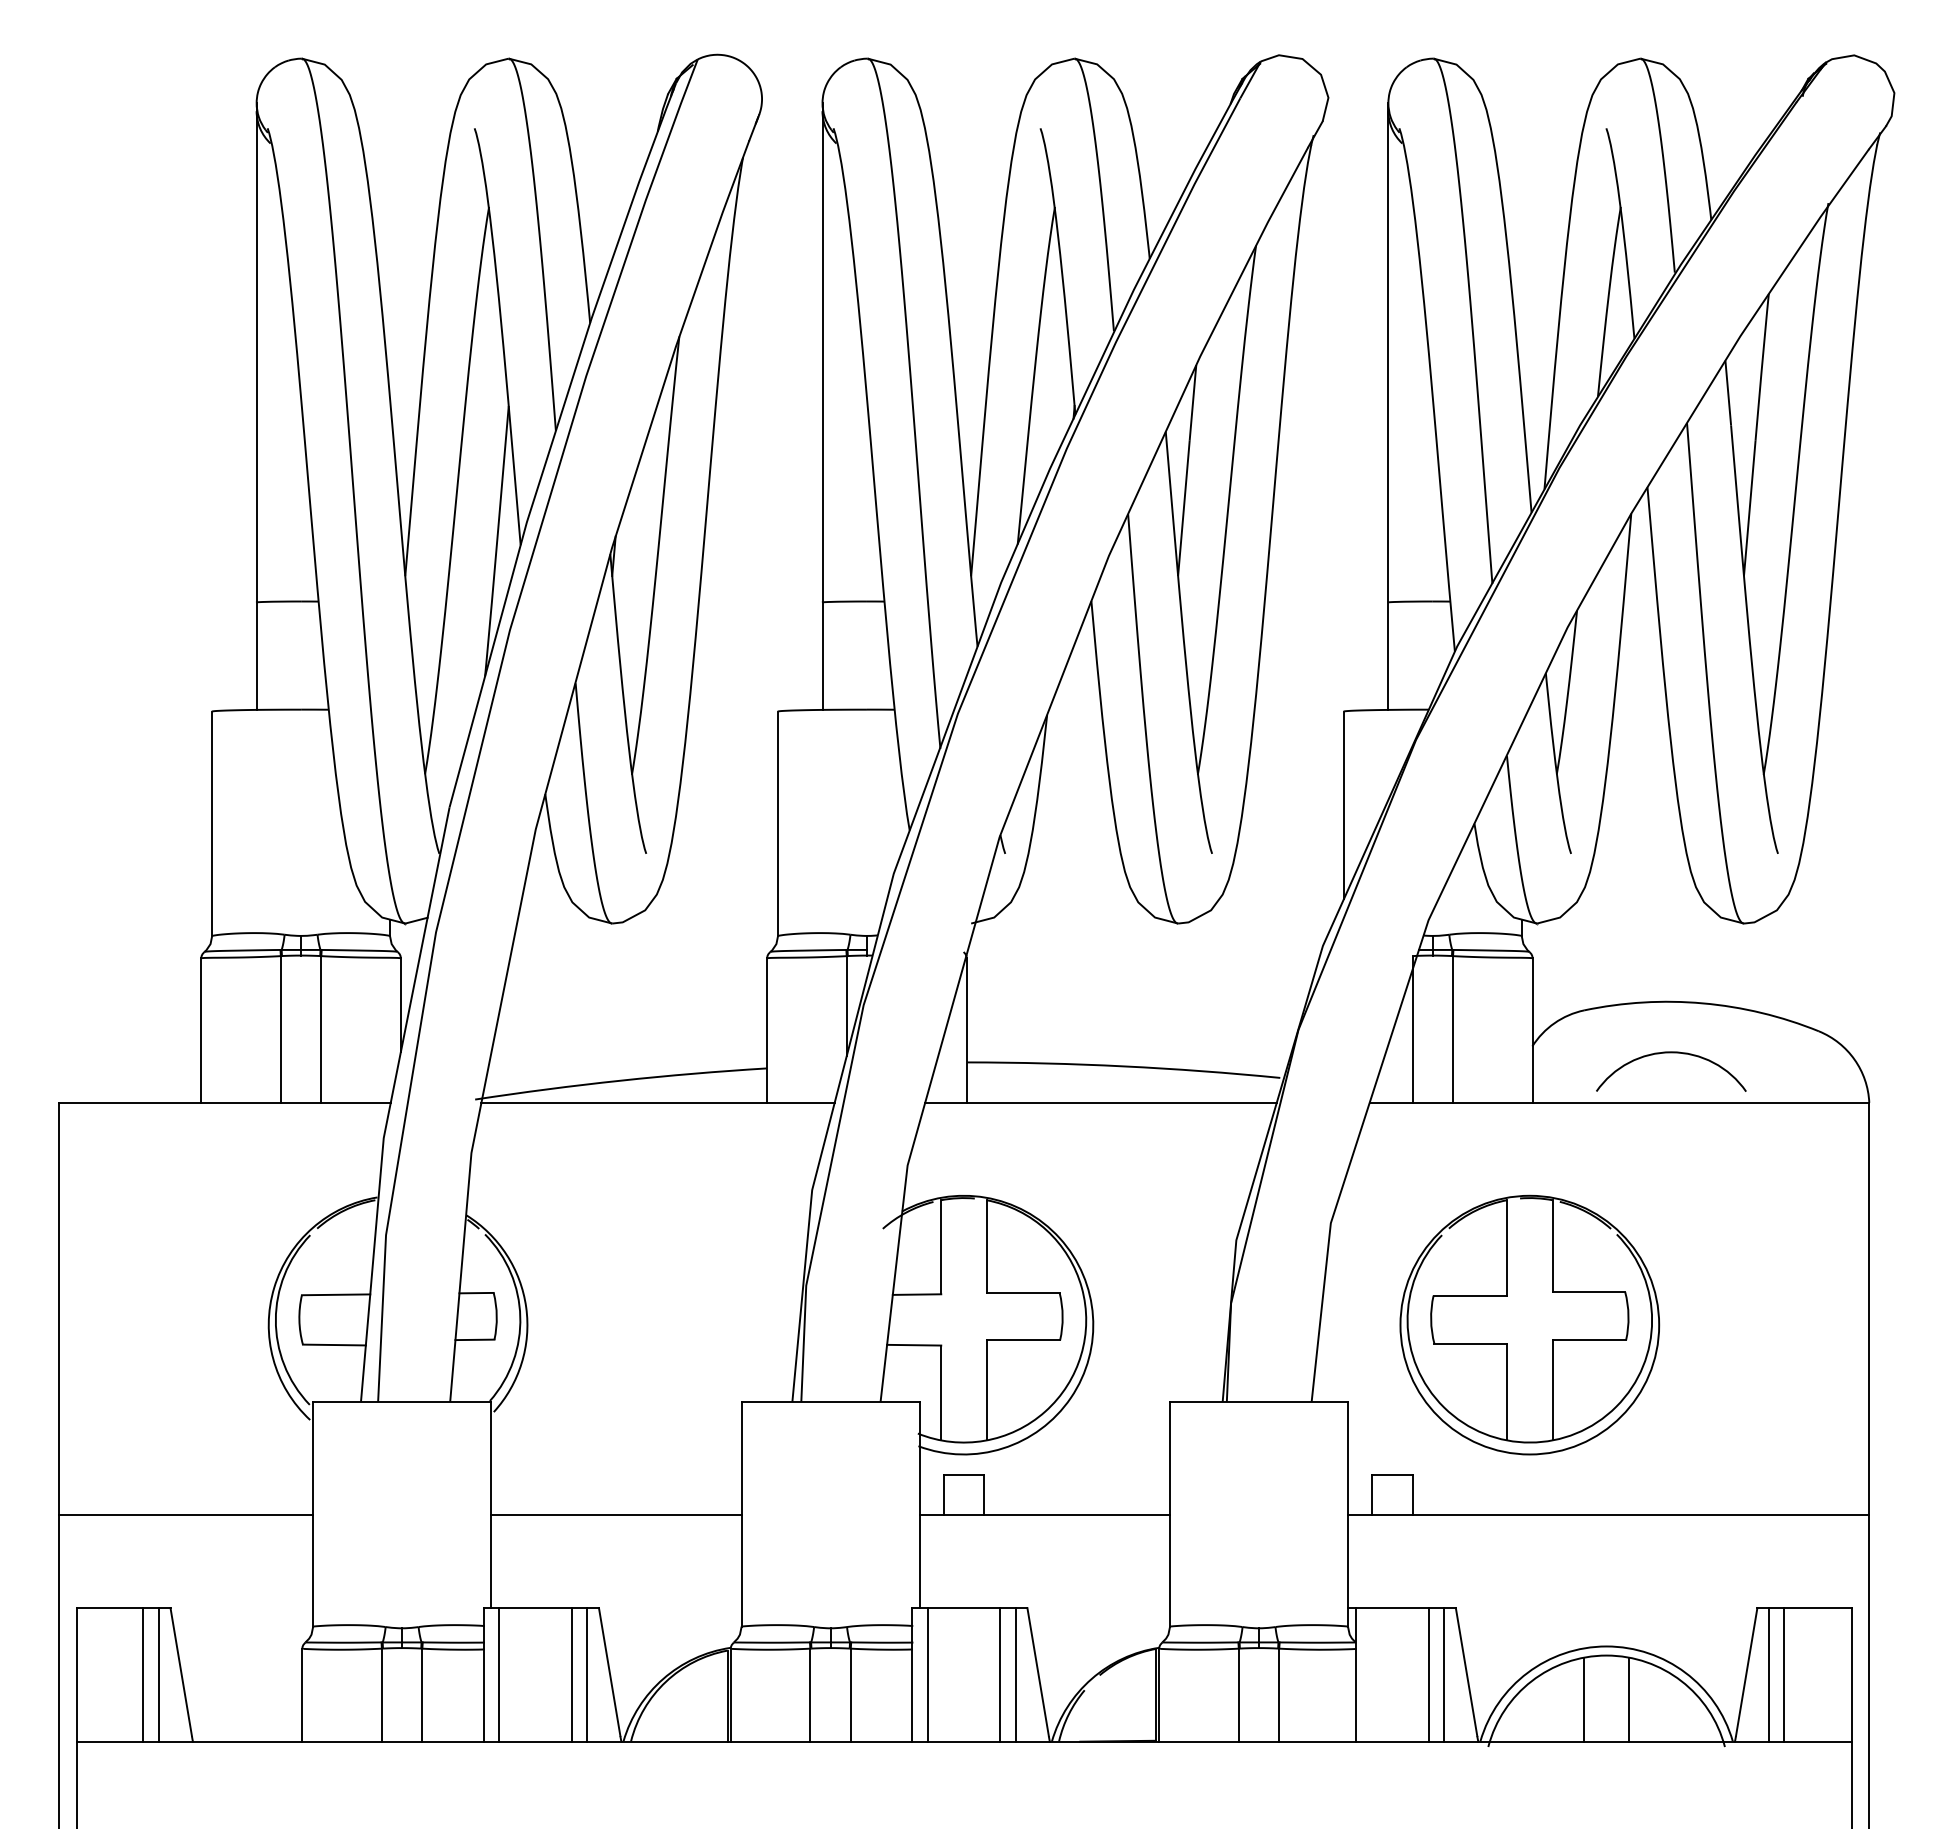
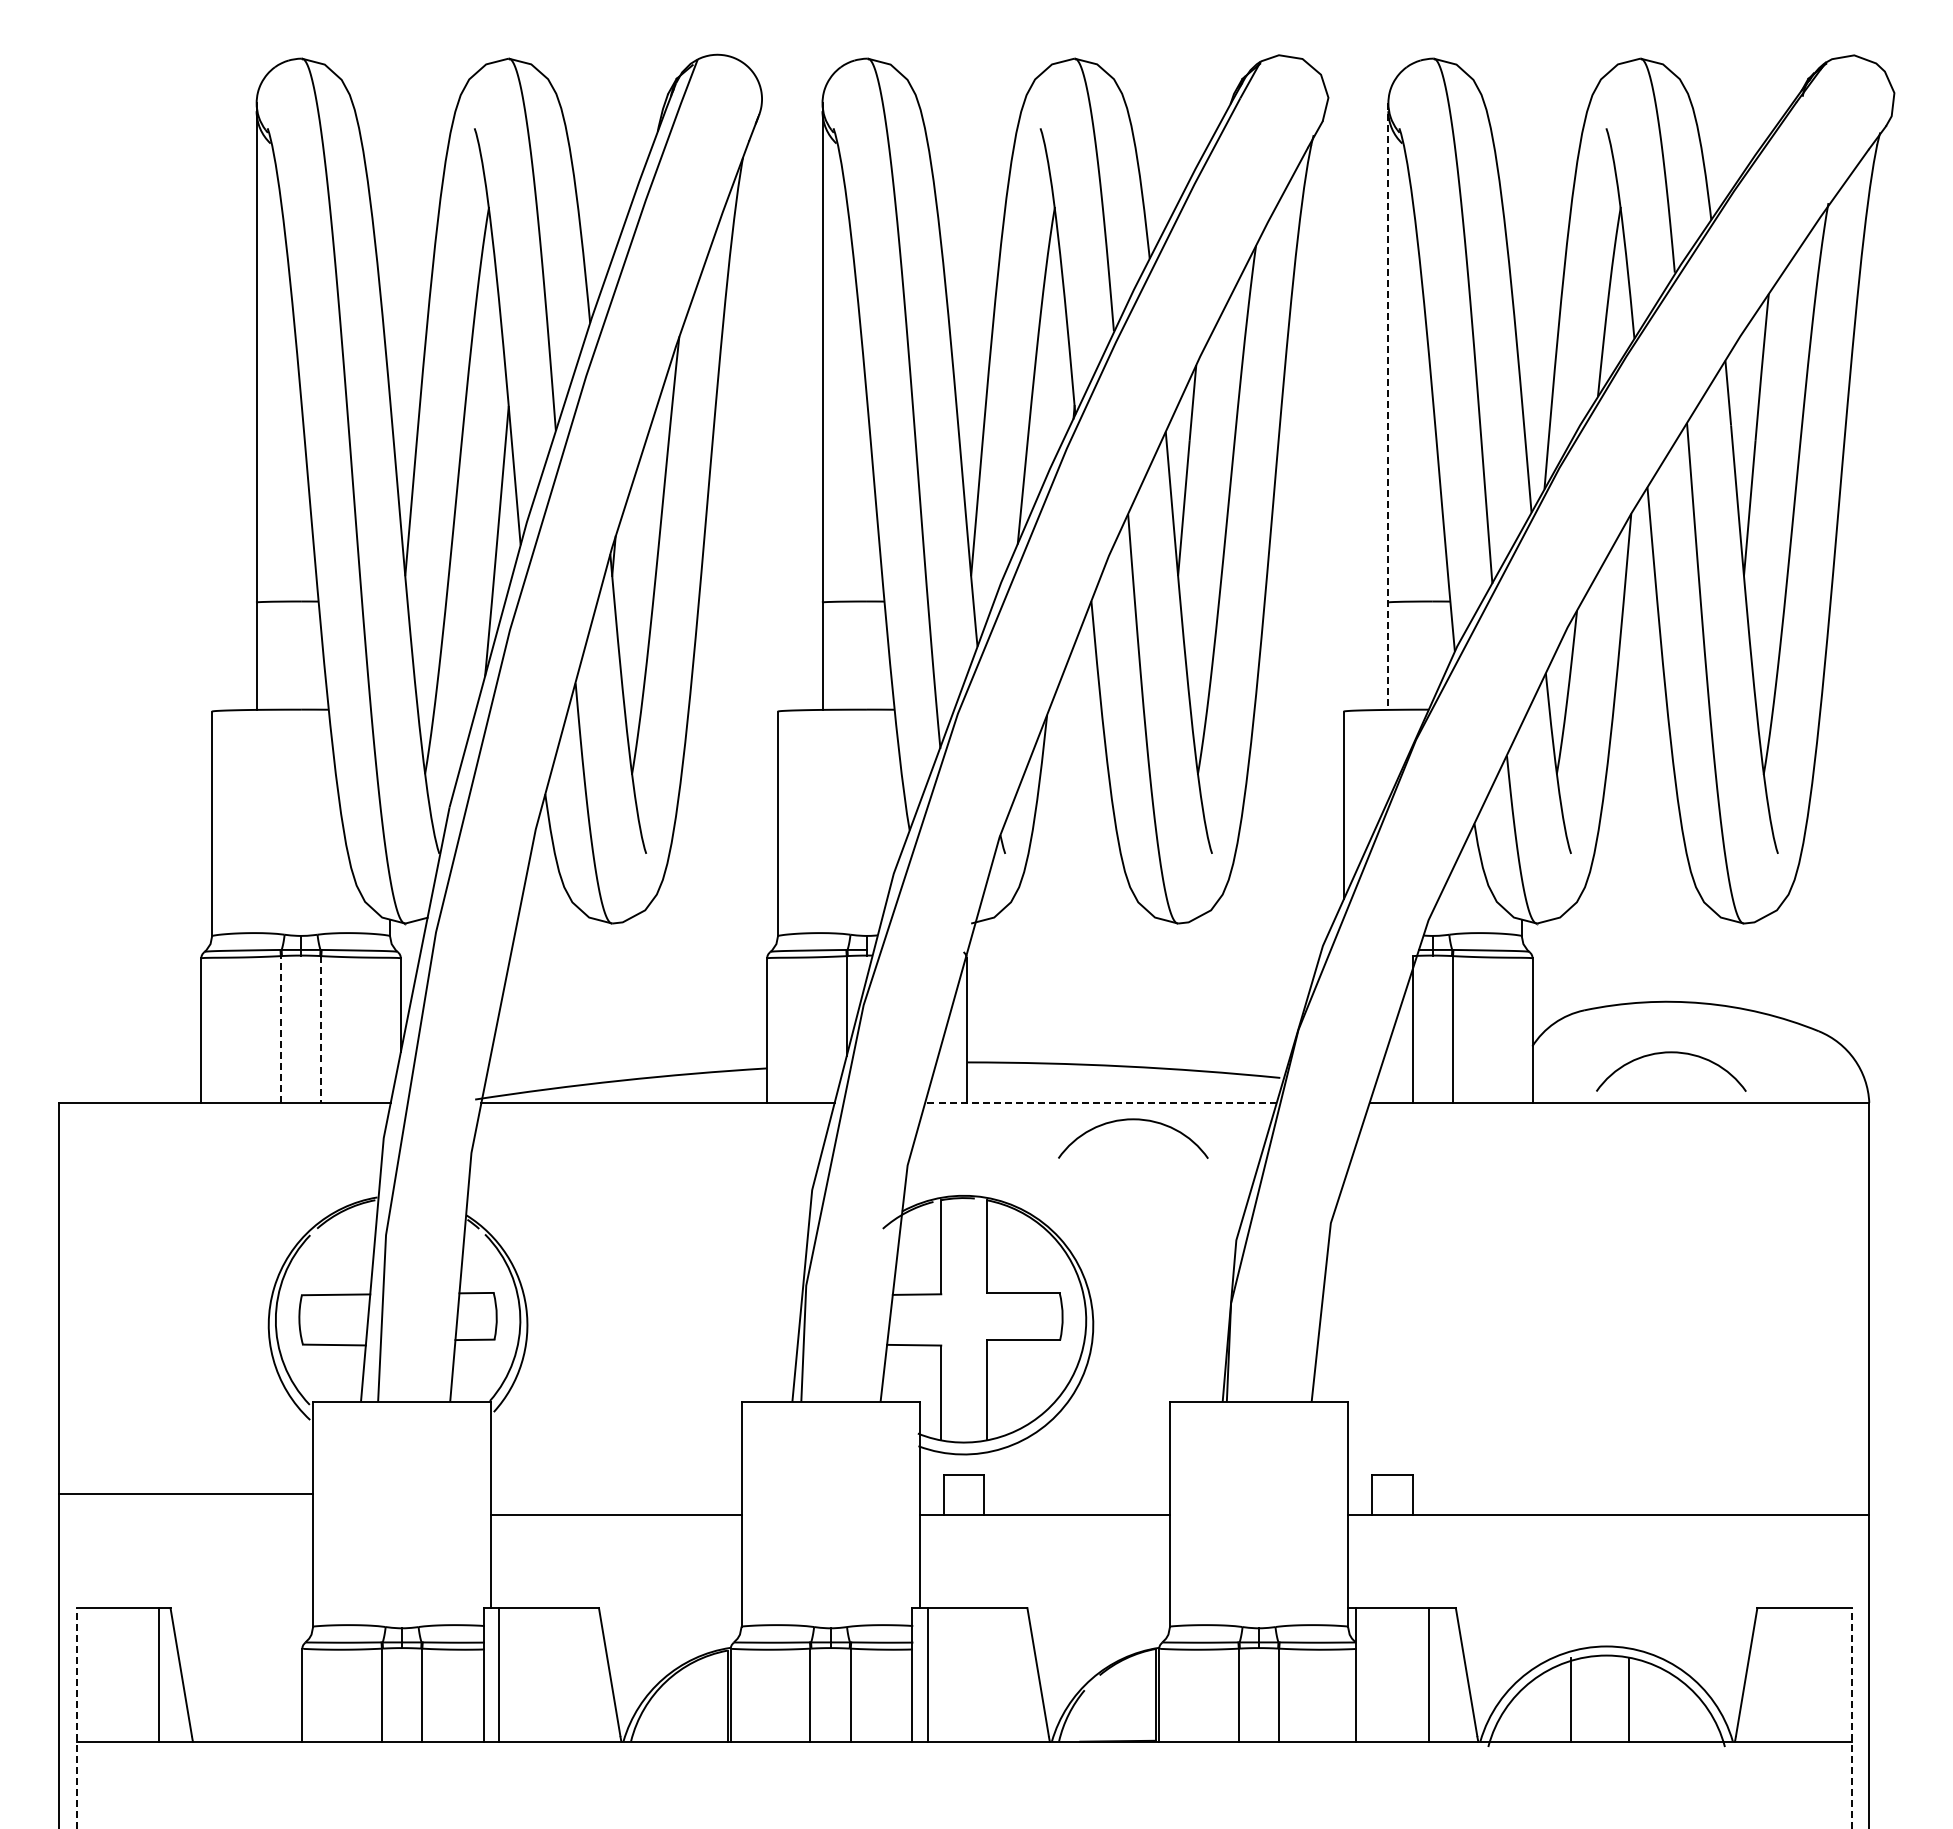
line: solid -> dashed (1388, 407)
line: solid -> dashed (280, 1028)
line: solid -> dashed (321, 1029)
line: solid -> dashed (1100, 1102)
arc: none -> present (1133, 1120)
part: present -> none (1529, 1324)
line position: (185, 1515) -> (185, 1494) (185, 1494)
line: present -> none (143, 1675)
line: present -> none (571, 1675)
line: present -> none (587, 1675)
line: present -> none (1000, 1675)
line: present -> none (1015, 1675)
line: present -> none (1443, 1675)
line: present -> none (1769, 1675)
line: present -> none (1784, 1675)
line position: (1584, 1699) -> (1571, 1699) (1571, 1699)
line: solid -> dashed (76, 1718)
line: solid -> dashed (1852, 1718)
